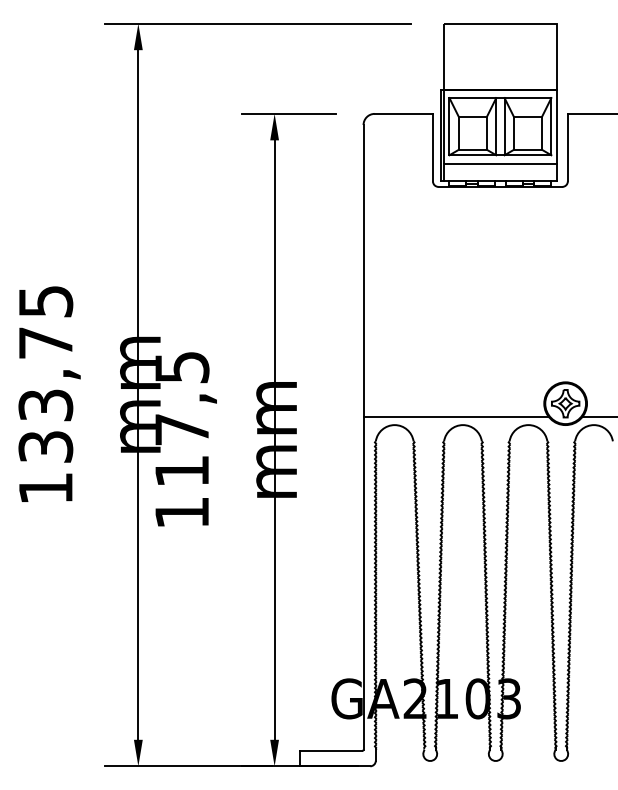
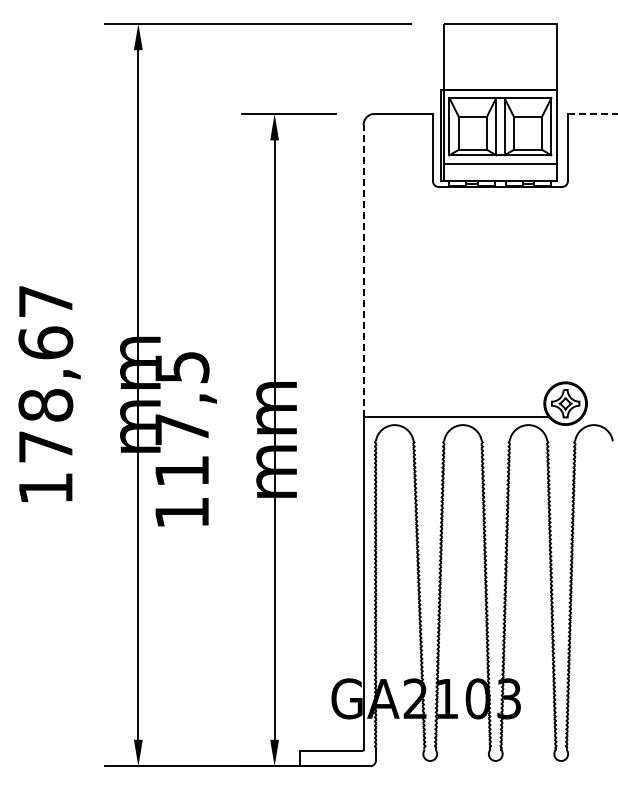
line: solid -> dashed (592, 113)
line: solid -> dashed (363, 270)
text: 133,75 -> 178,67 (45, 374)
line: present -> none (598, 416)
